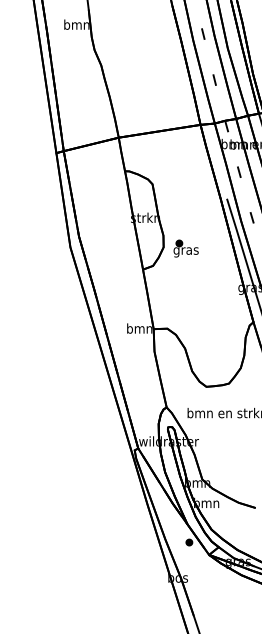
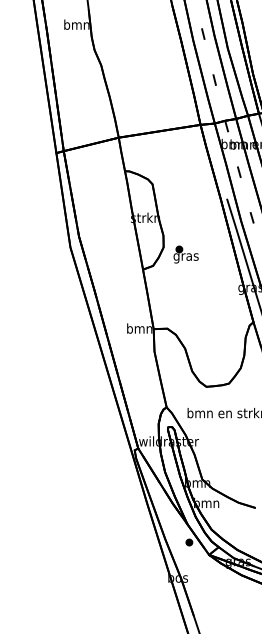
part position: (185, 248) -> (185, 254) (185, 254)
